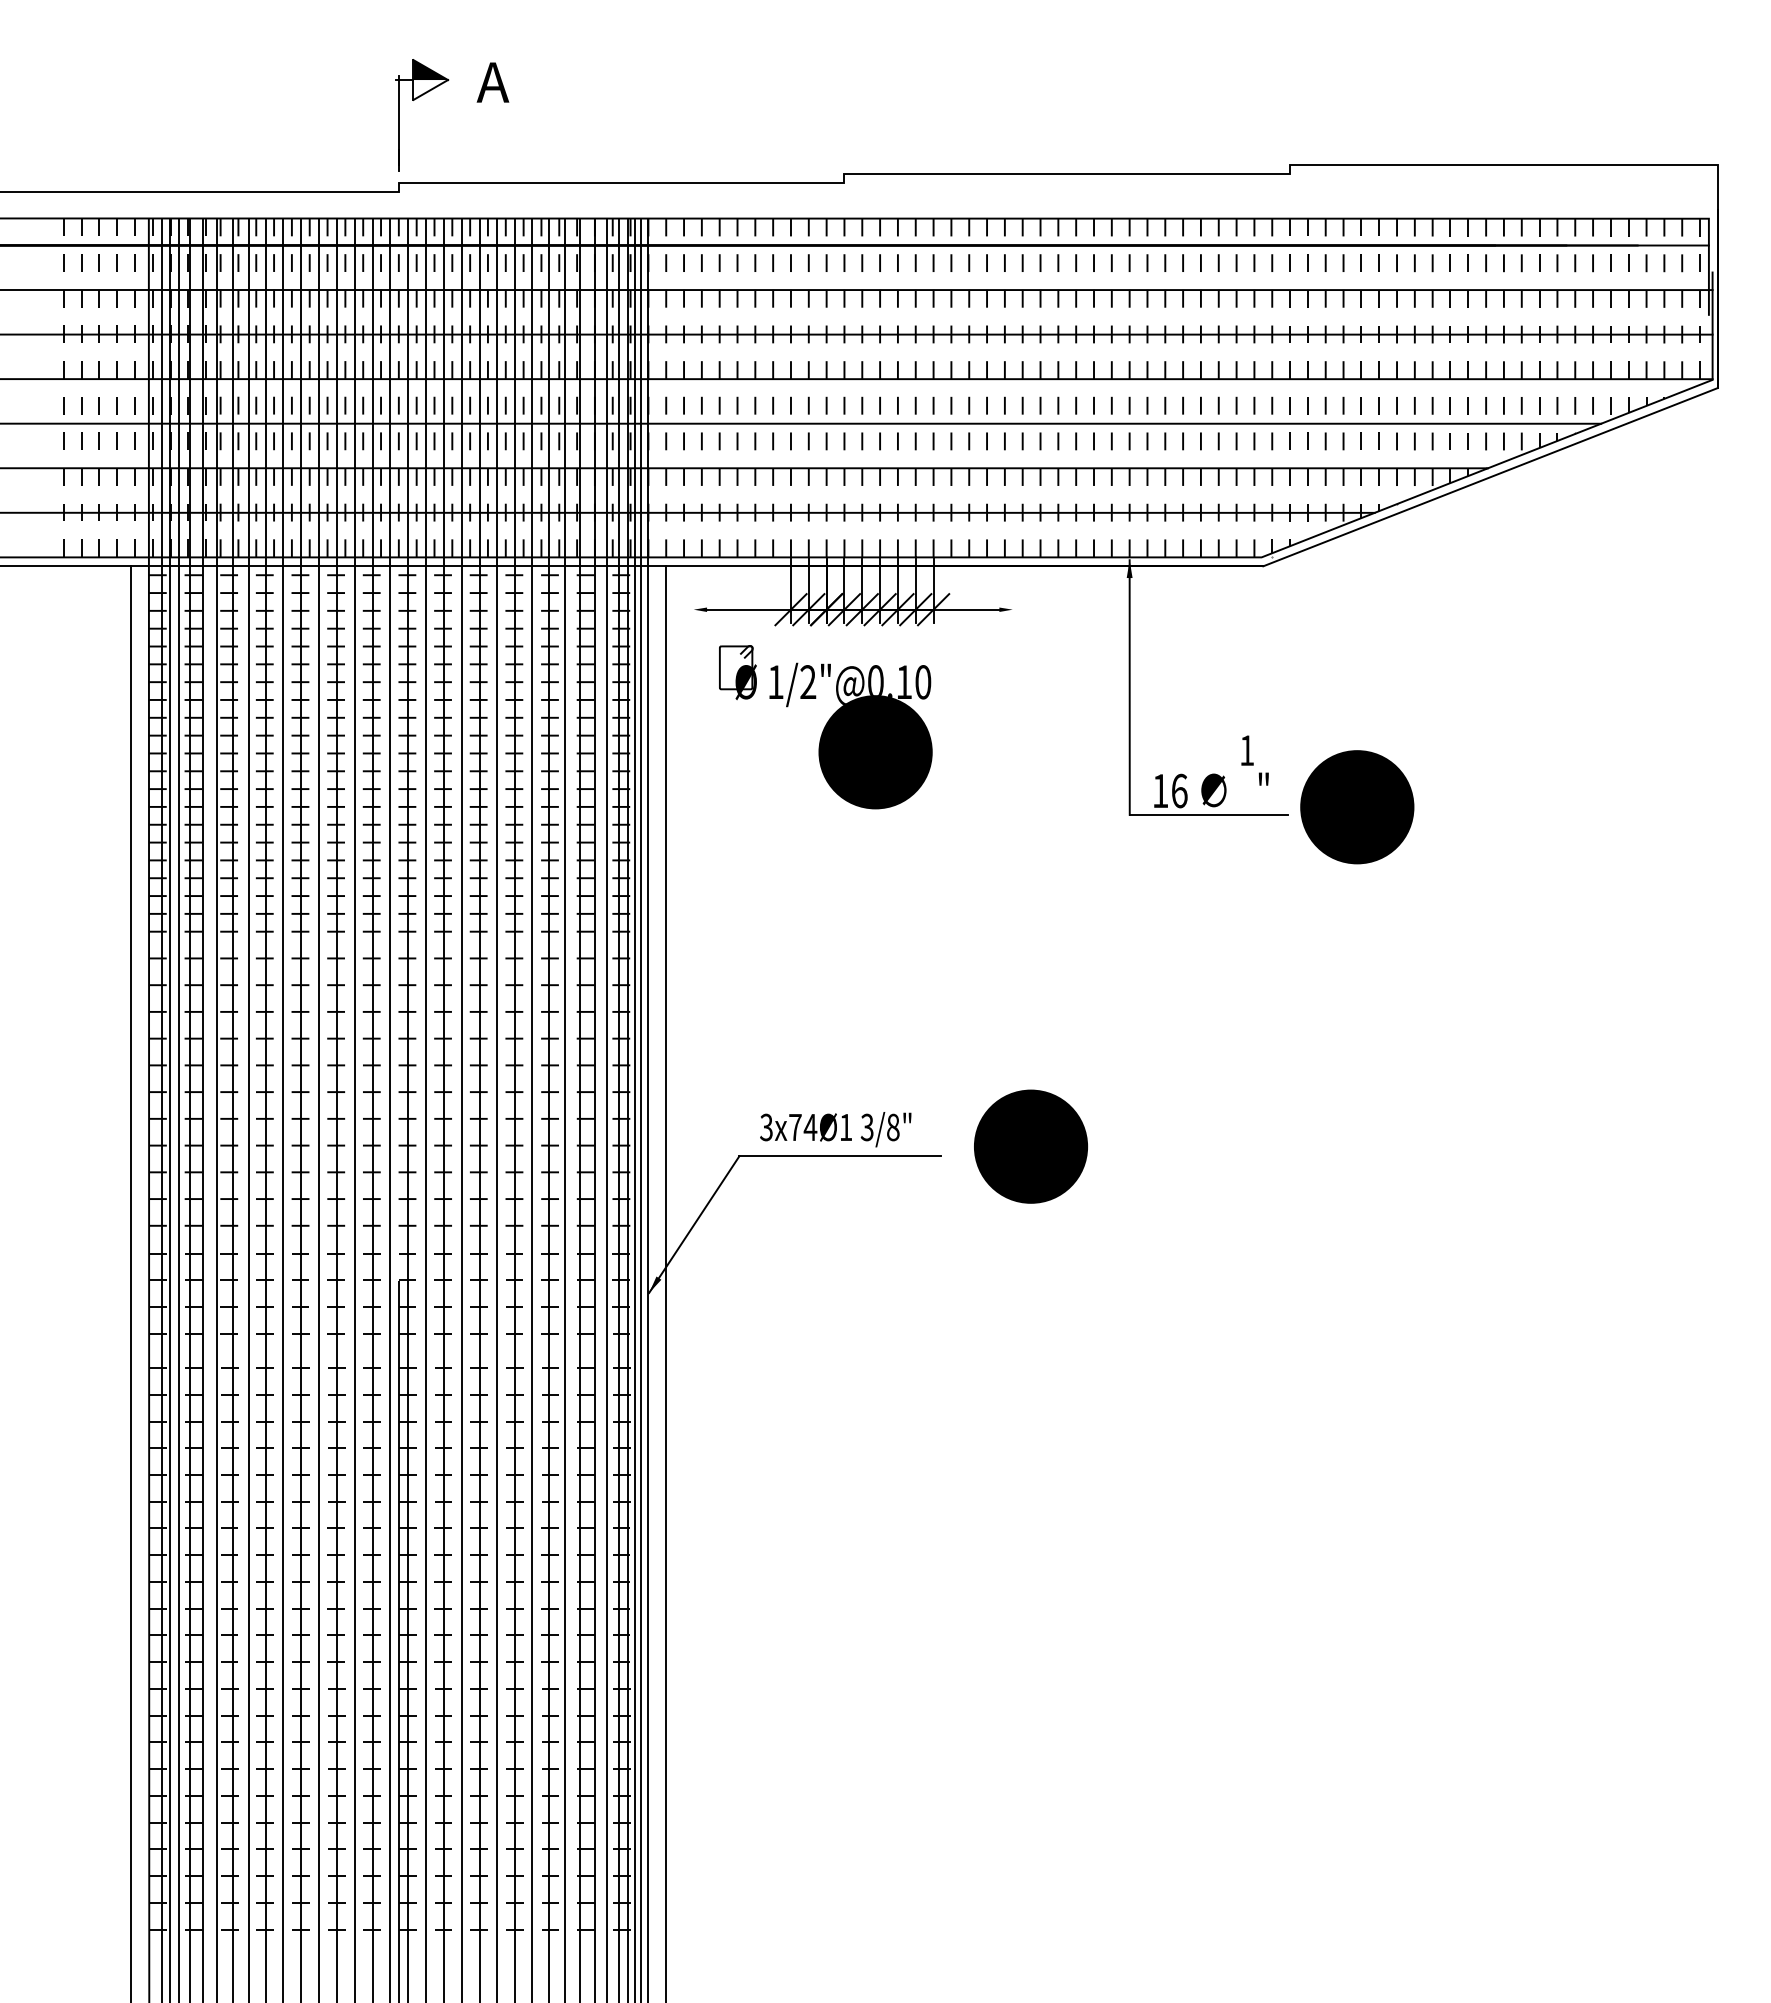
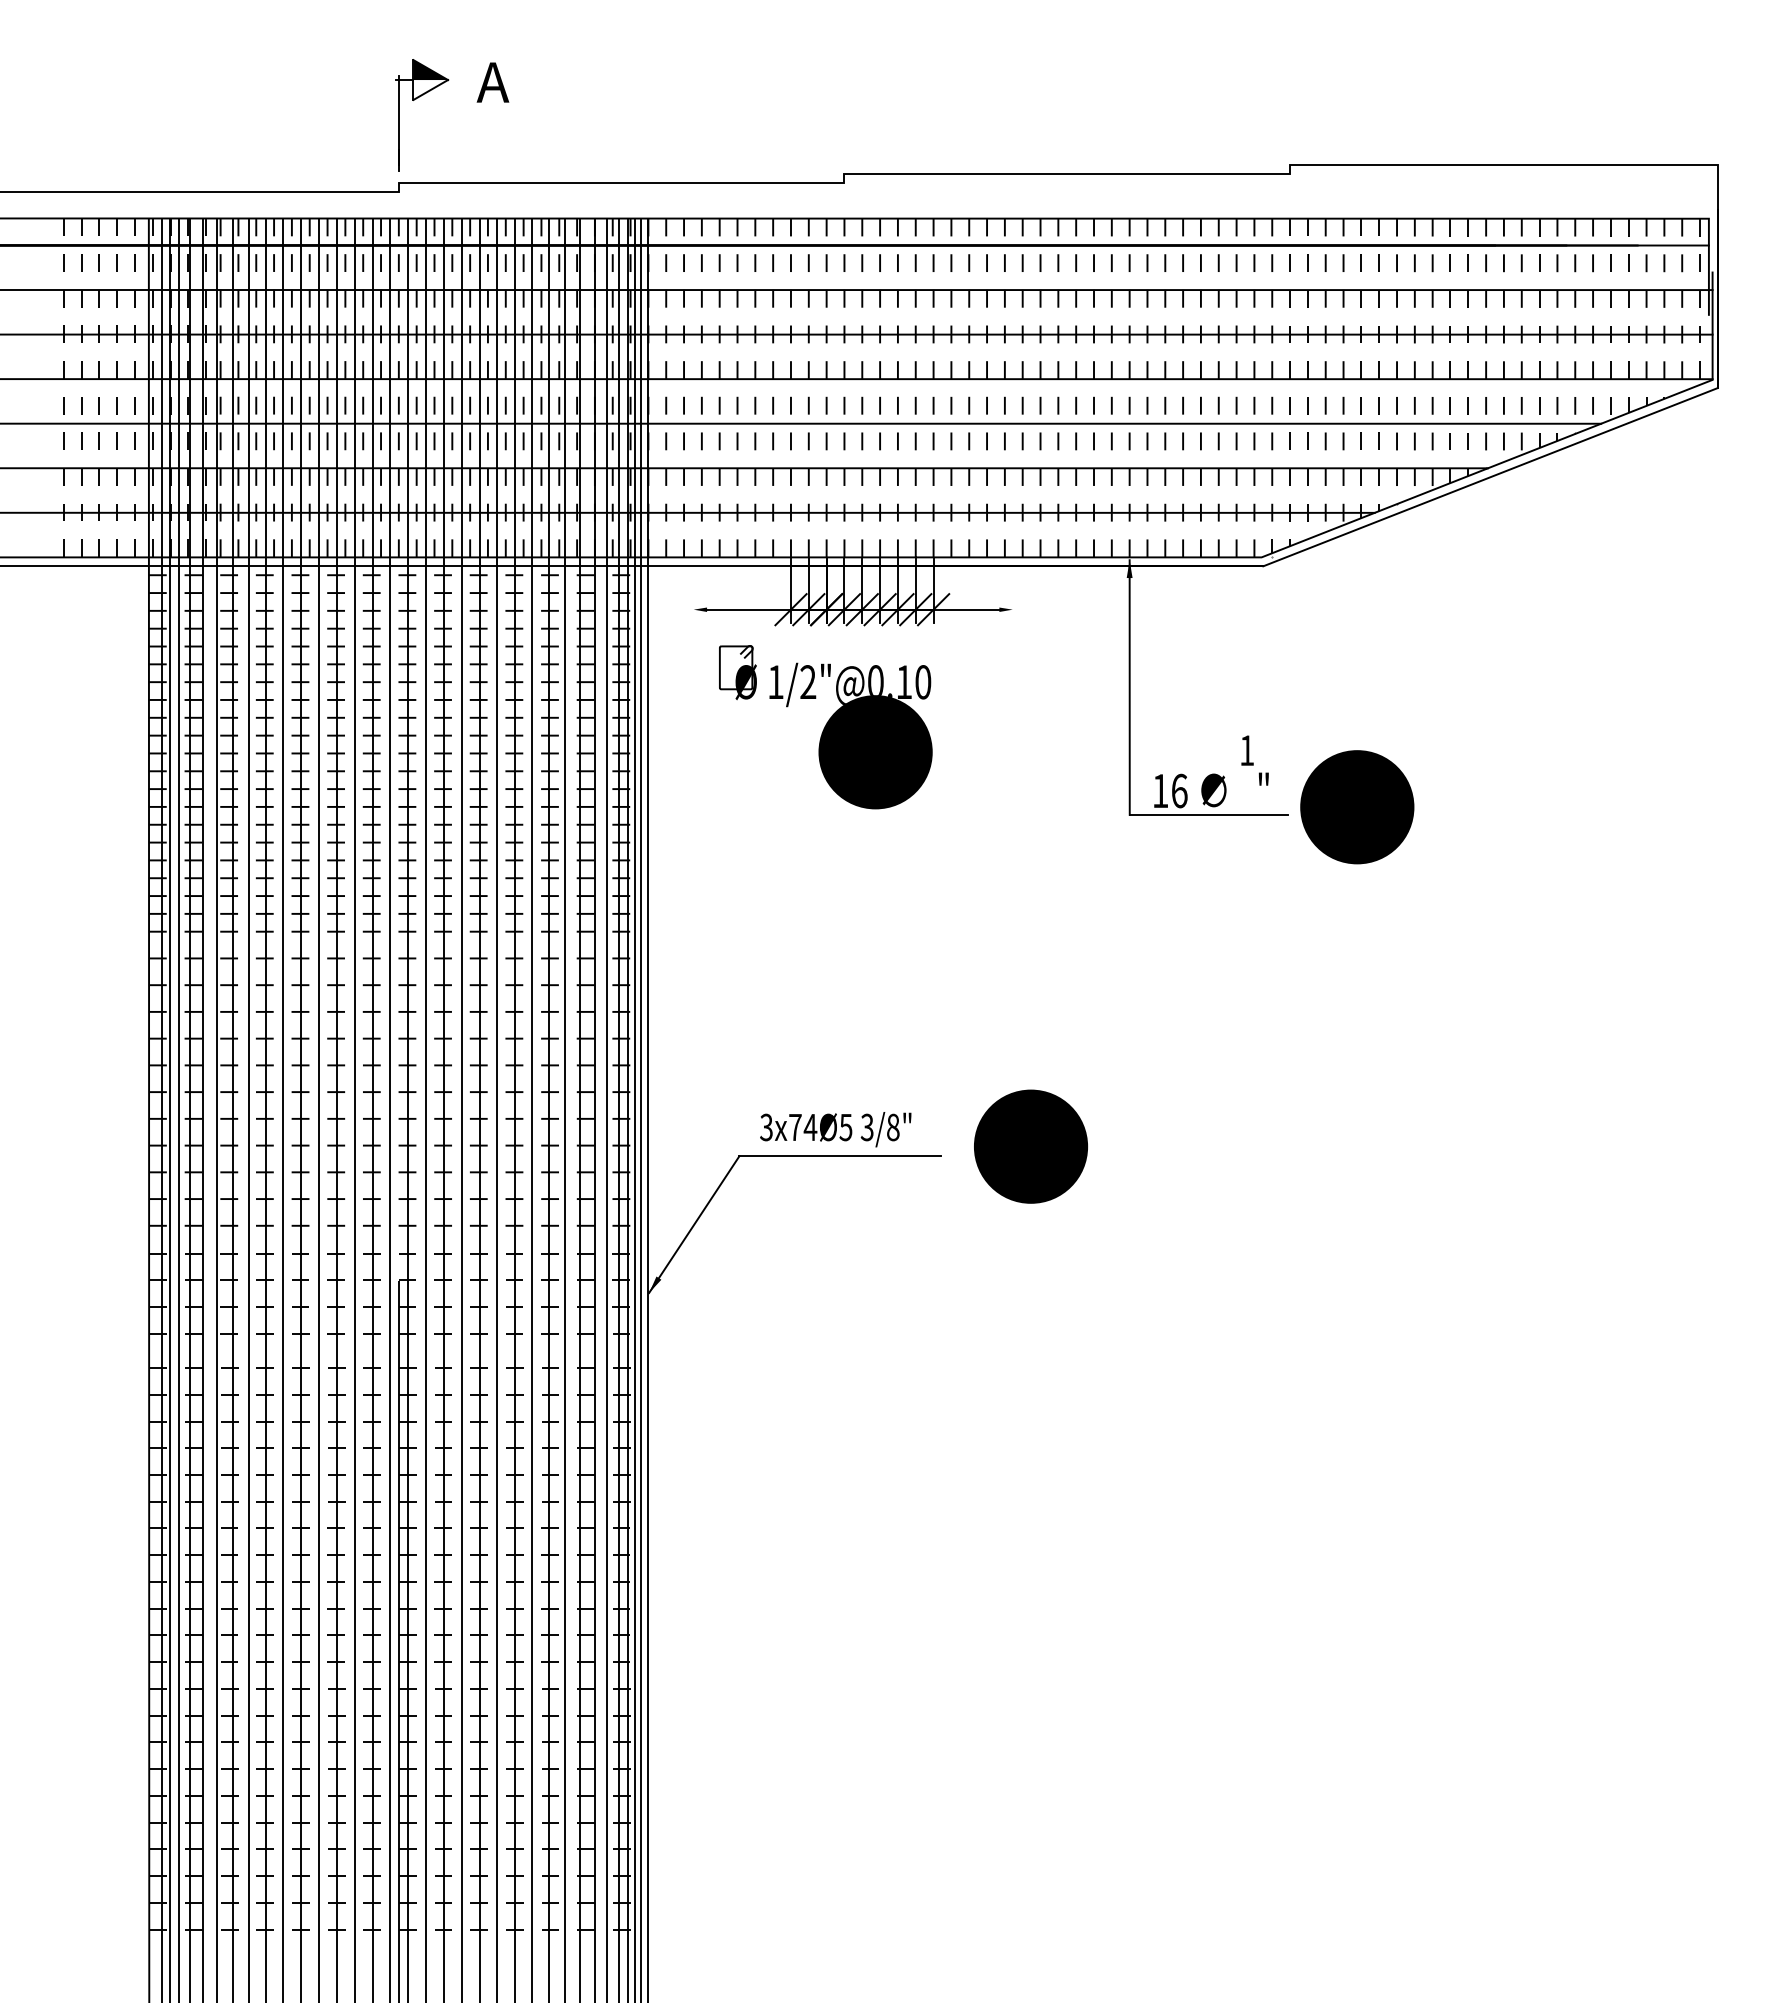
text: 3x74Ø1 -> 3x74Ø5 (845, 1127)
line: present -> none (131, 1282)
line: present -> none (666, 1282)
